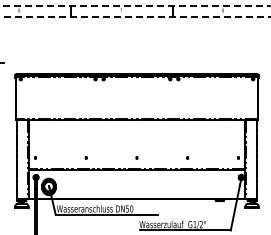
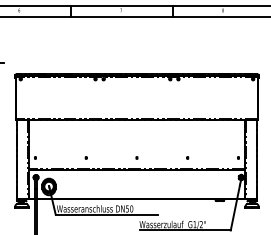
line: dashed -> solid (135, 5)
line: dashed -> solid (135, 16)
